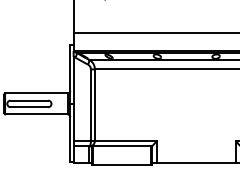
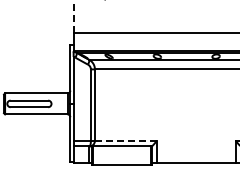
line: solid -> dashed (73, 16)
line: solid -> dashed (125, 140)
